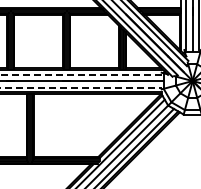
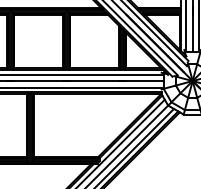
line: dashed -> solid (81, 74)
line: dashed -> solid (81, 87)
